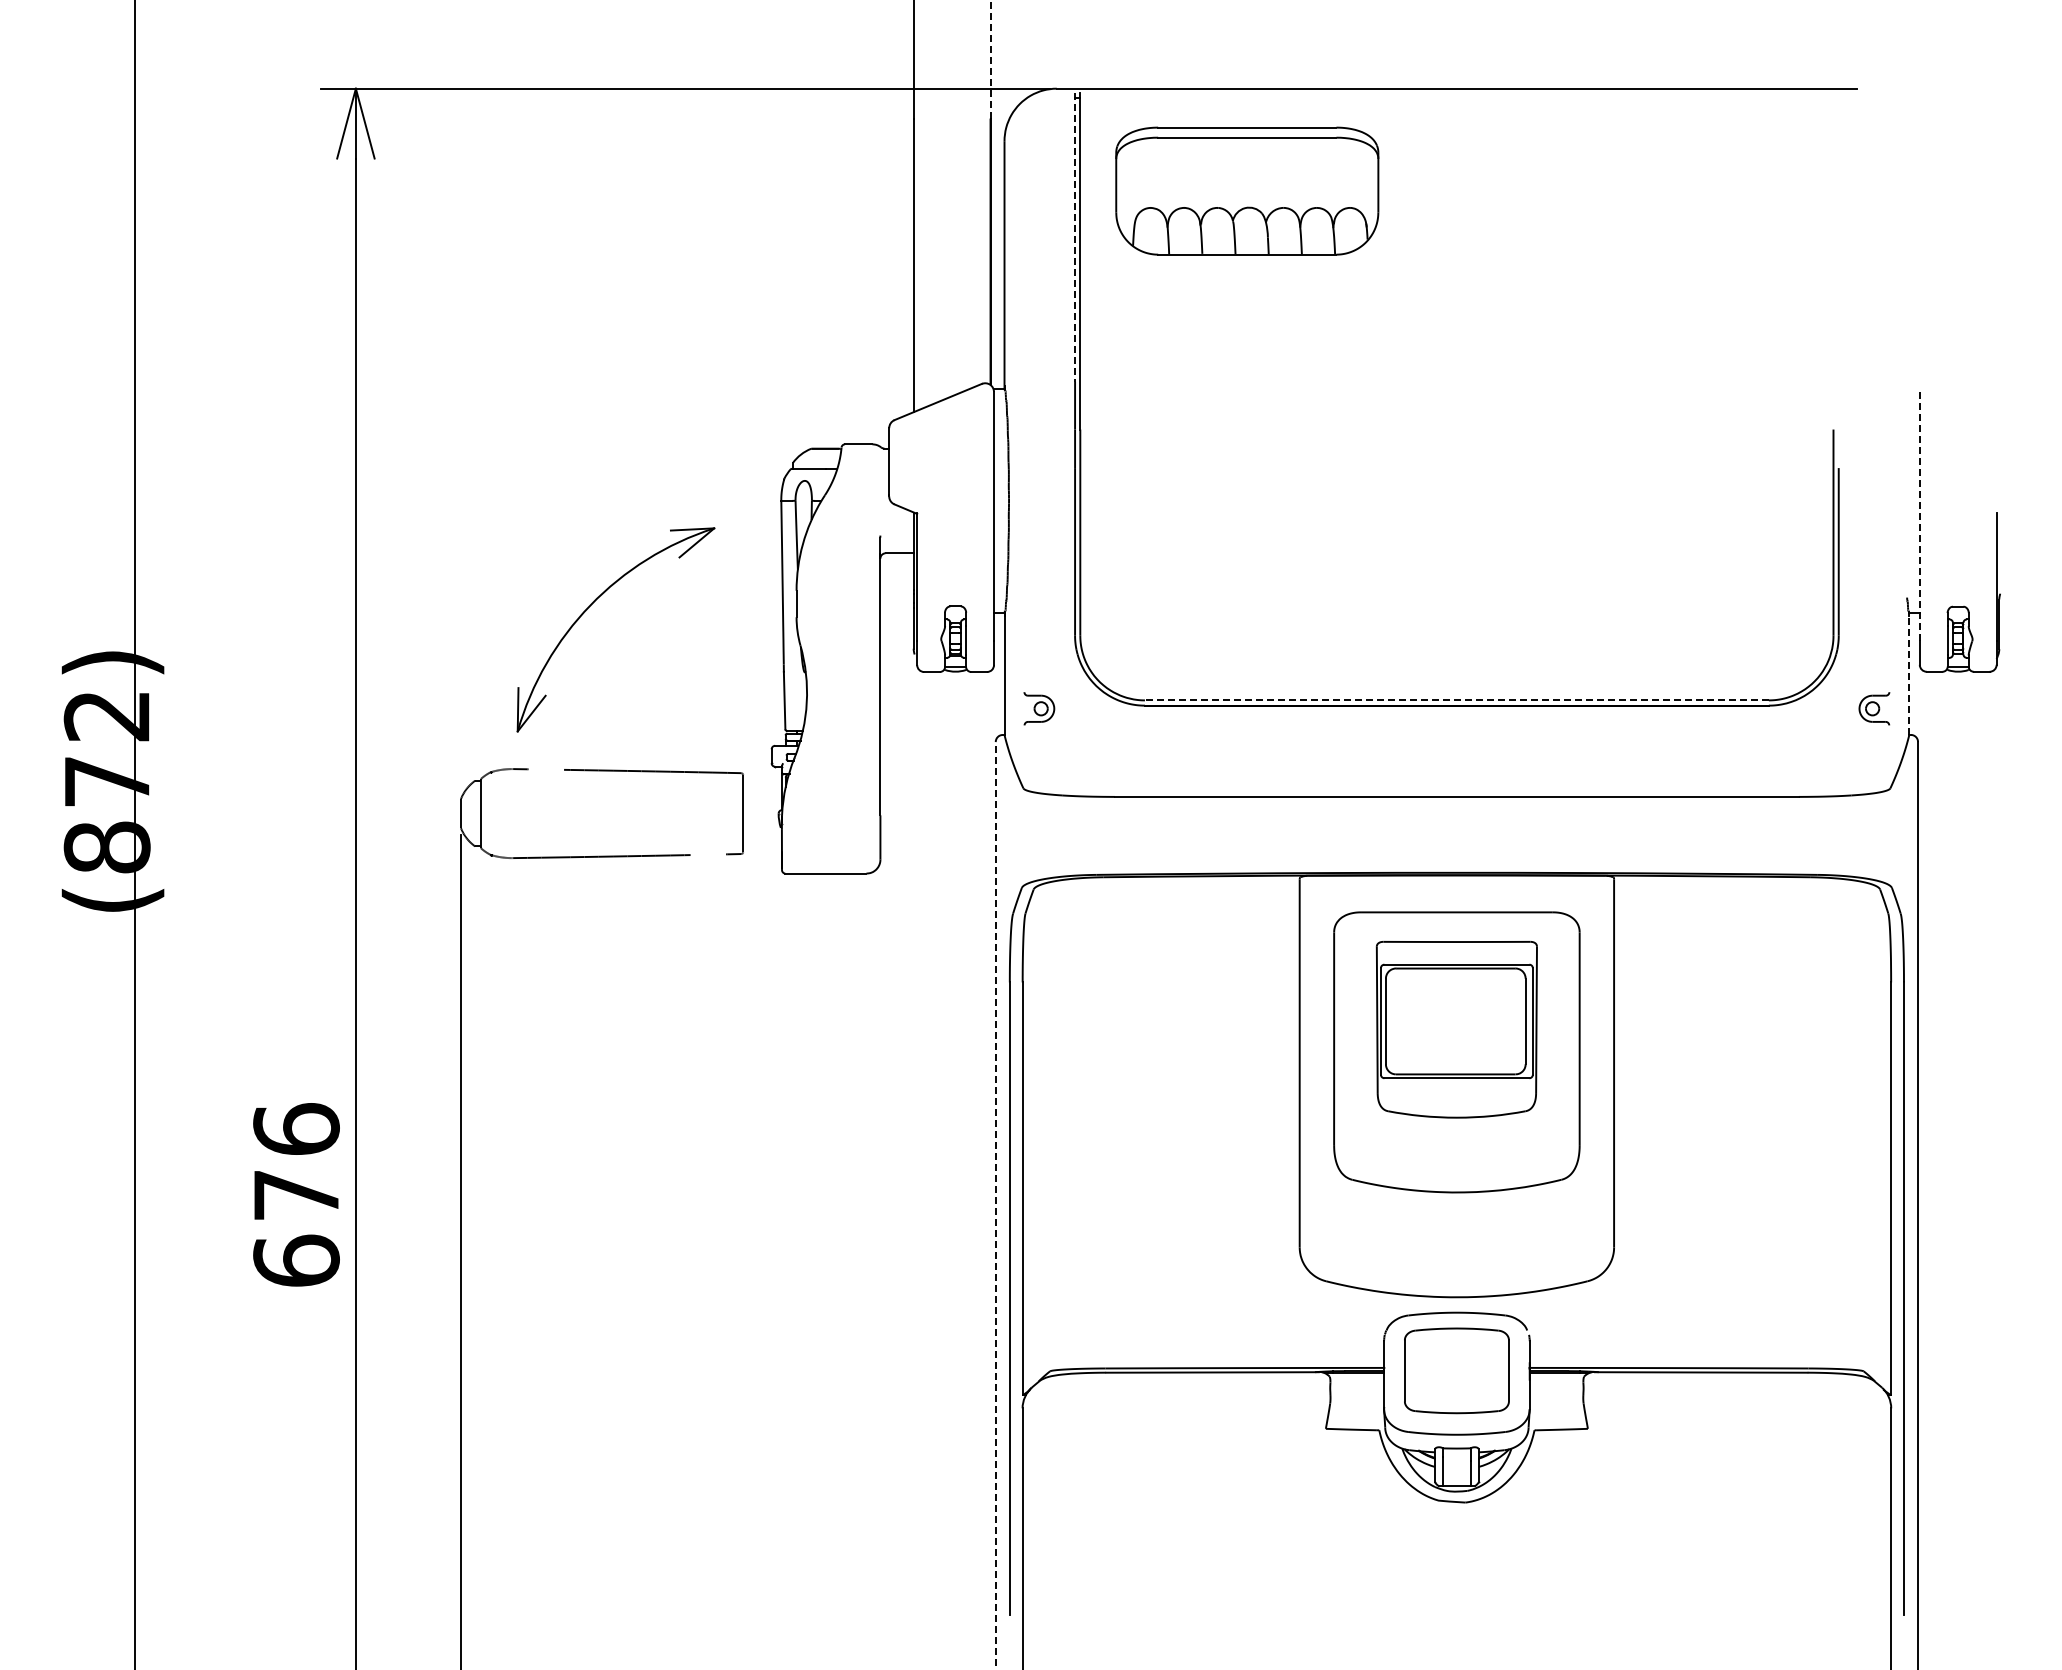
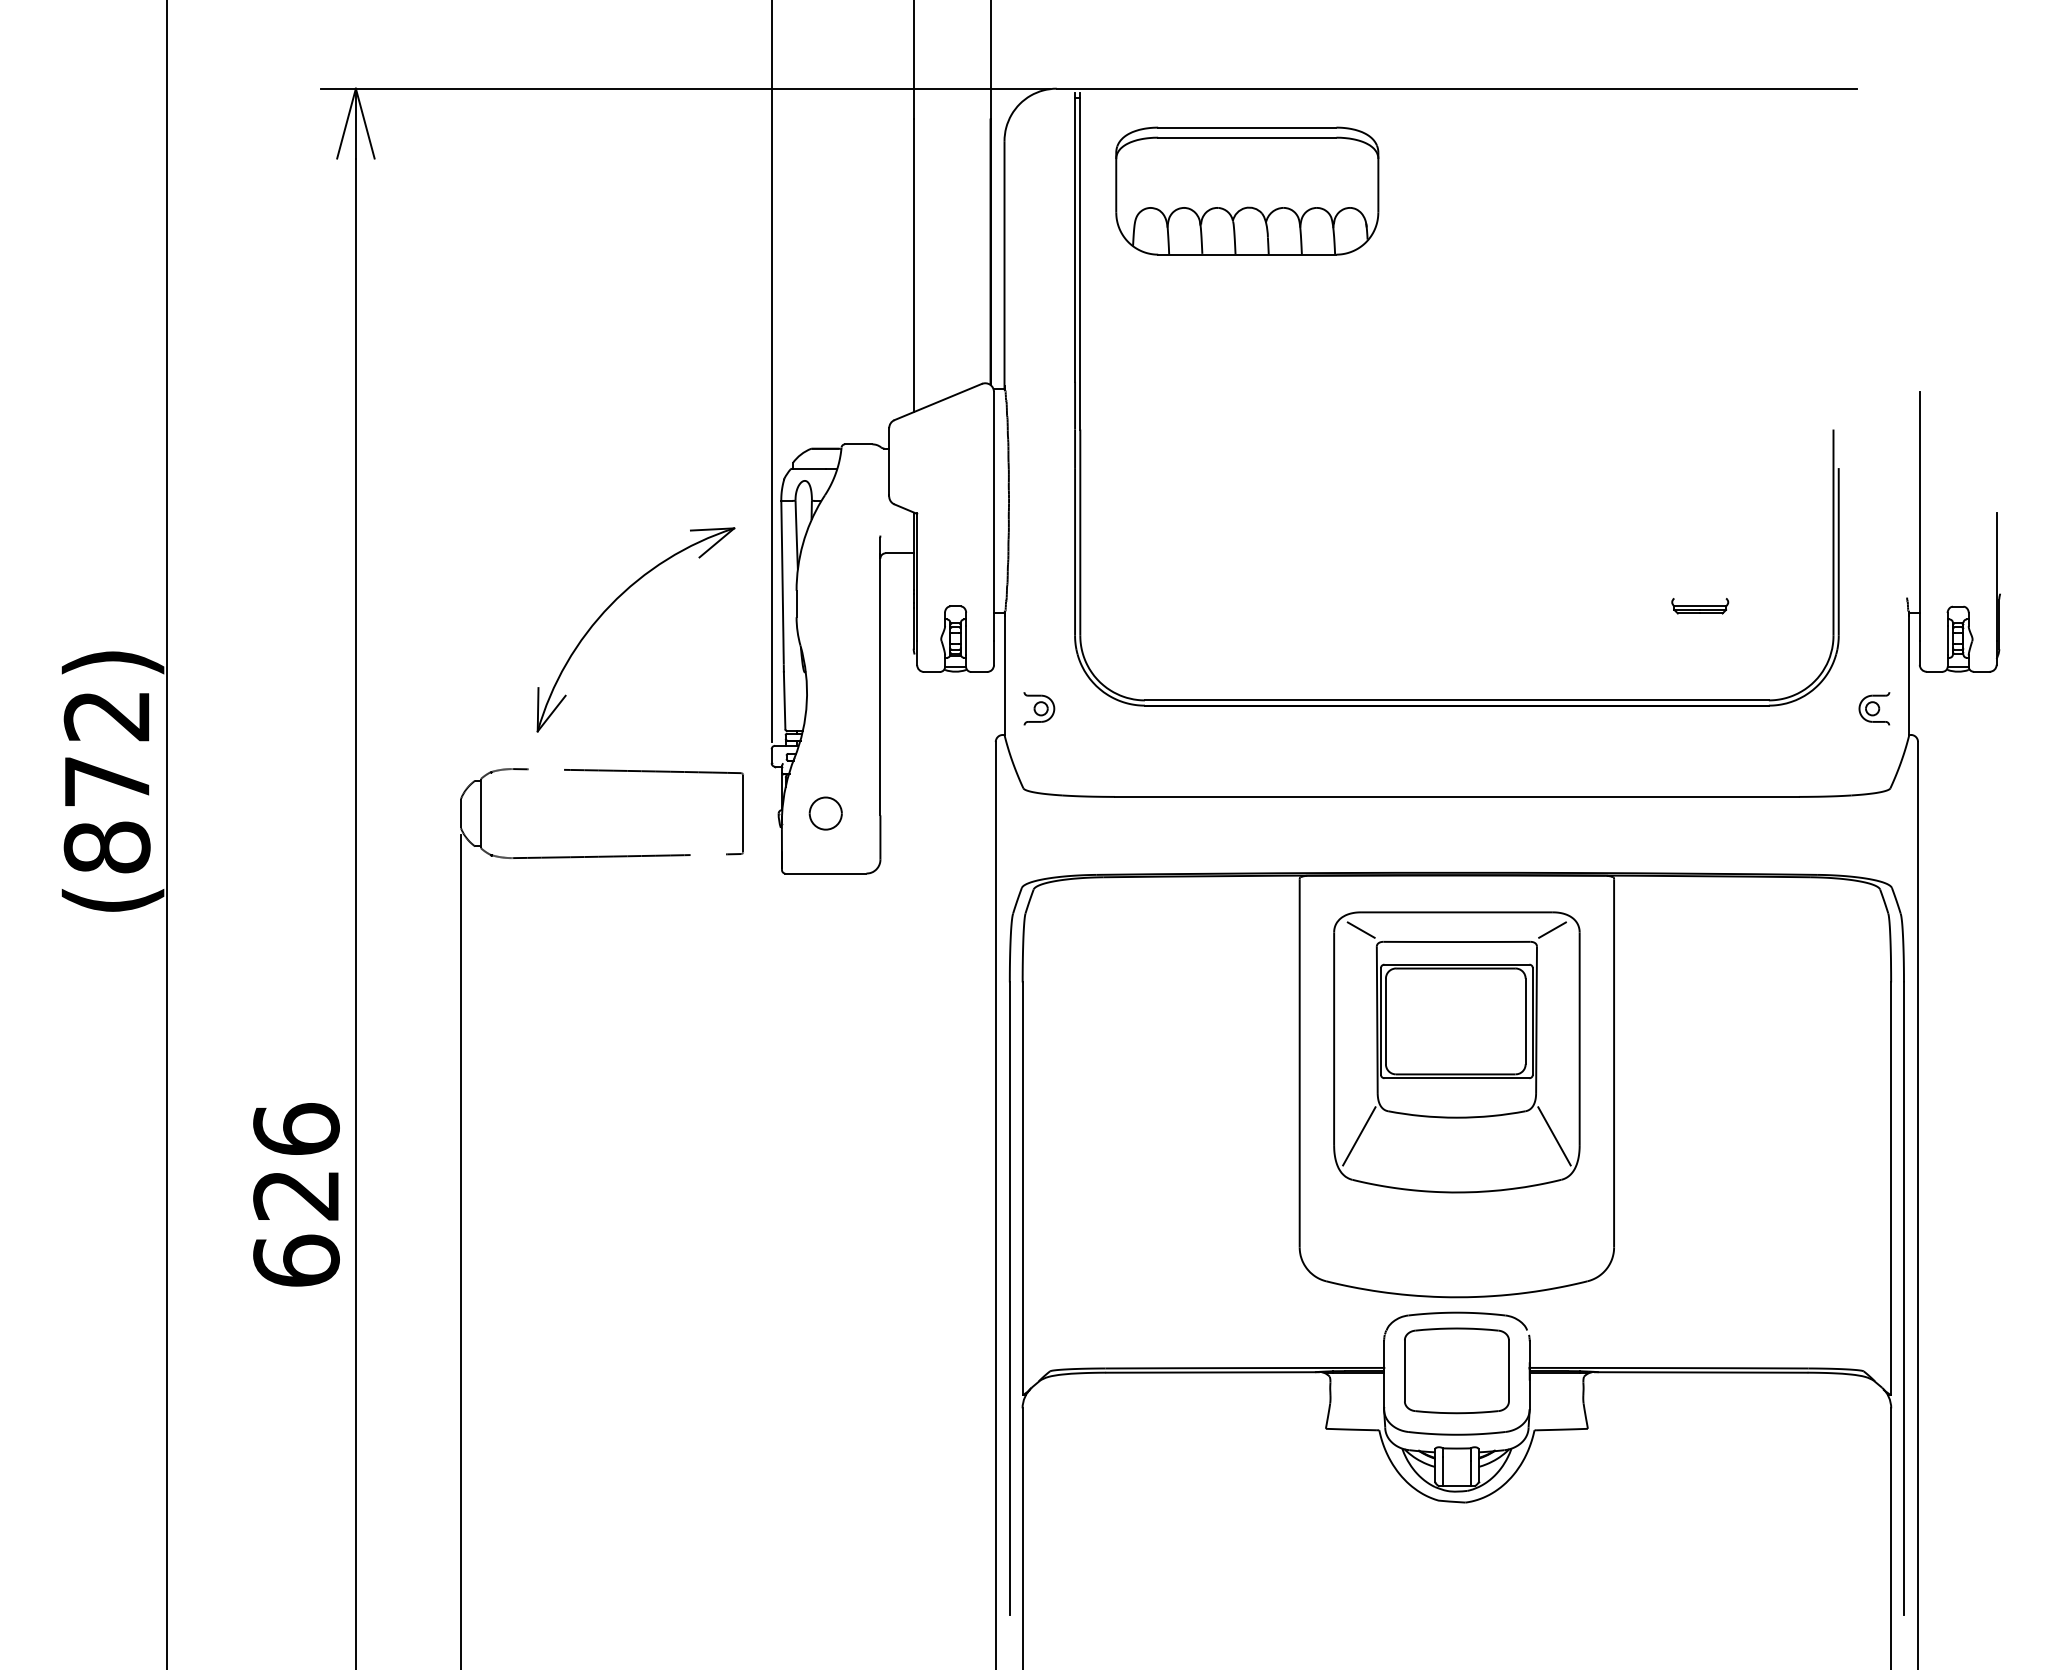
line: dashed -> solid (990, 59)
line: dashed -> solid (1075, 238)
line: none -> present (771, 372)
line: dashed -> solid (1919, 517)
part position: (591, 605) -> (611, 605) (611, 605)
part: none -> present (1700, 606)
line: dashed -> solid (1909, 673)
line: dashed -> solid (1456, 700)
part: none -> present (825, 813)
line position: (134, 834) -> (166, 834) (166, 834)
line: none -> present (1360, 929)
line: none -> present (1552, 929)
line: none -> present (1359, 1136)
line: none -> present (1554, 1136)
text: 676 -> 626 (295, 1195)
line: dashed -> solid (995, 1205)
